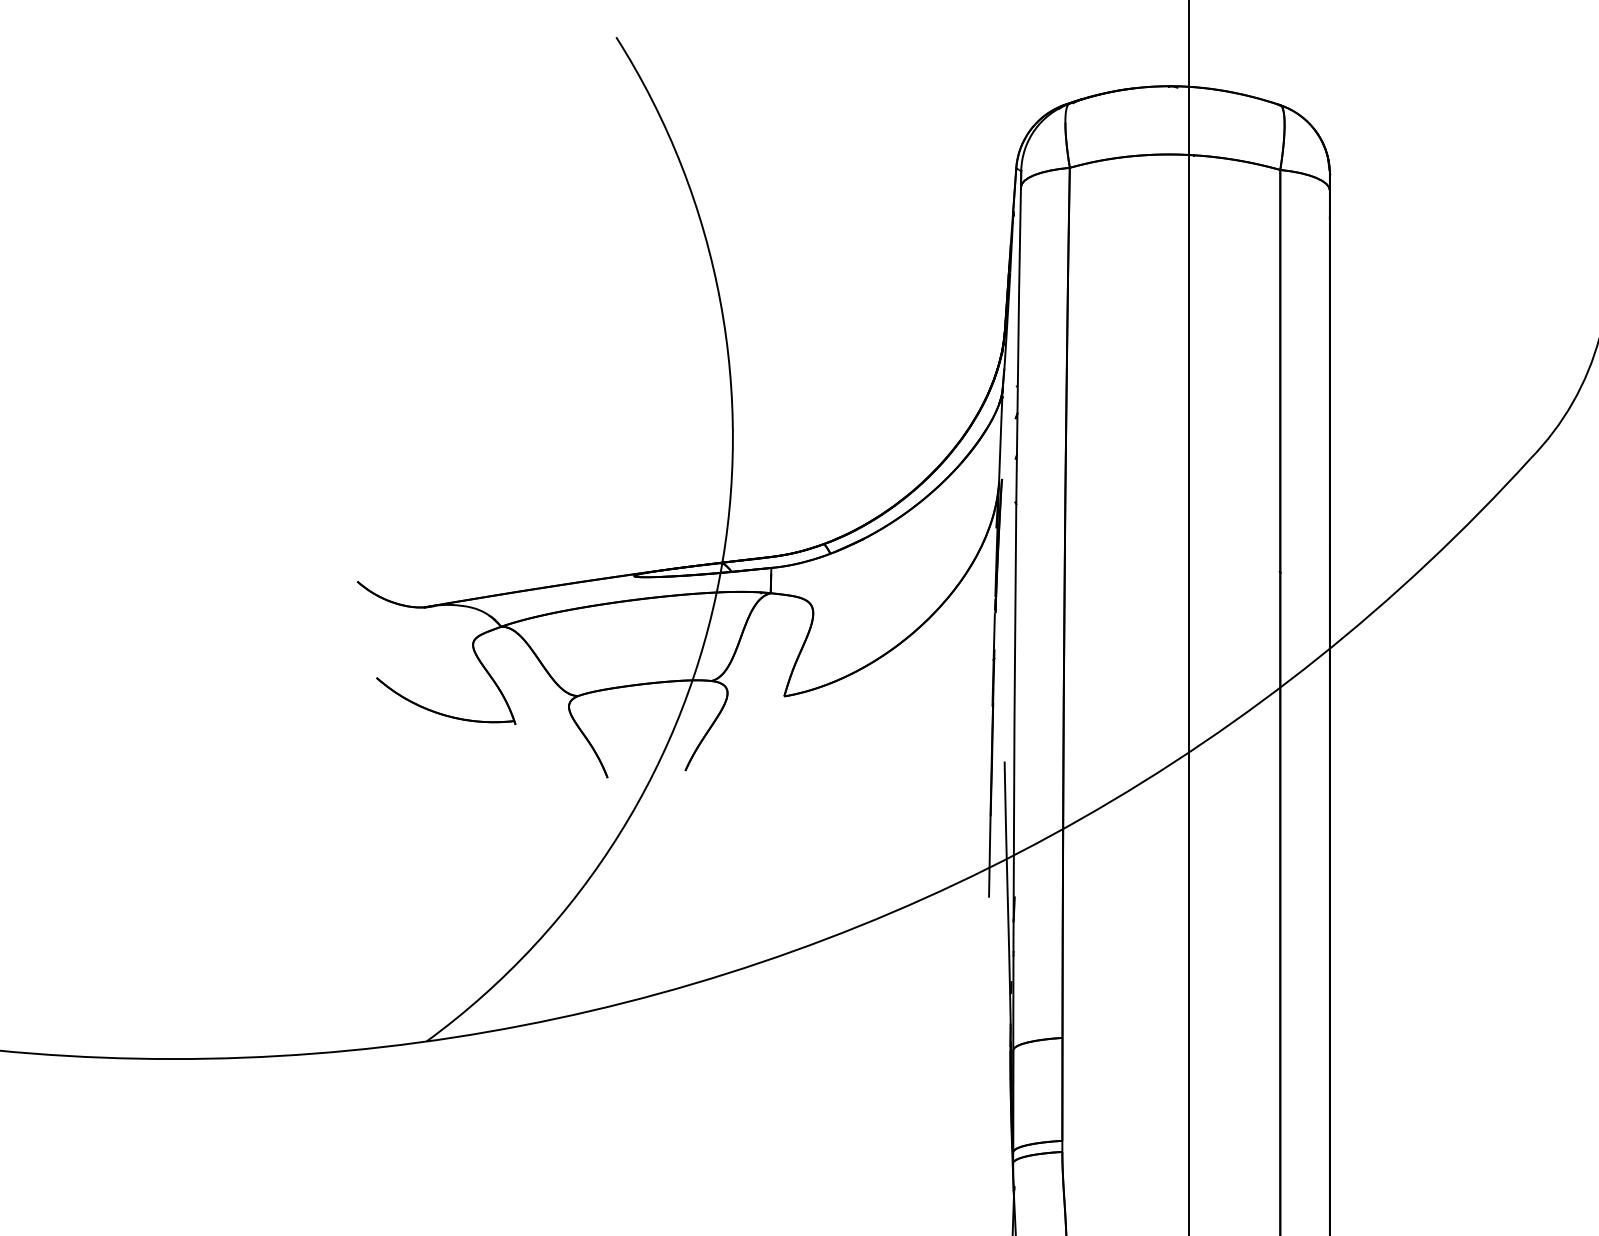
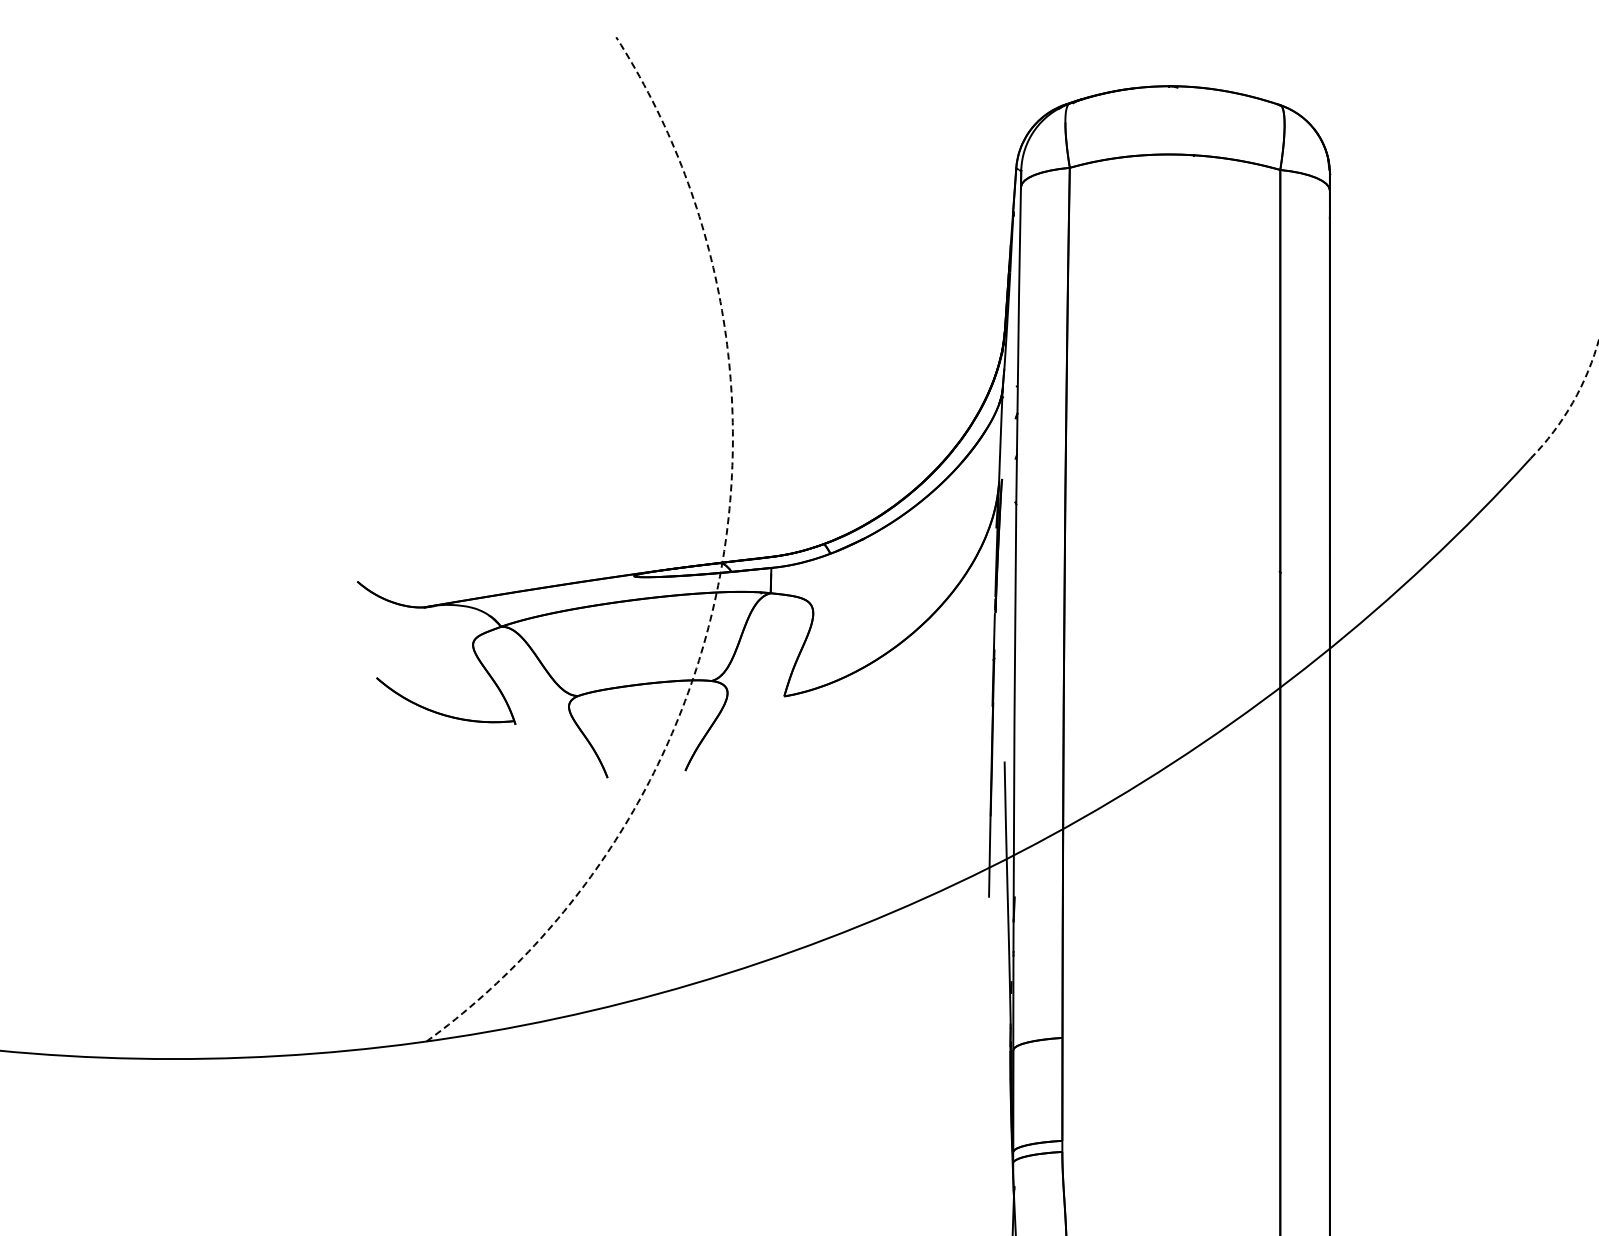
arc: solid -> dashed (1572, 402)
arc: solid -> dashed (719, 576)
line: present -> none (1189, 617)
